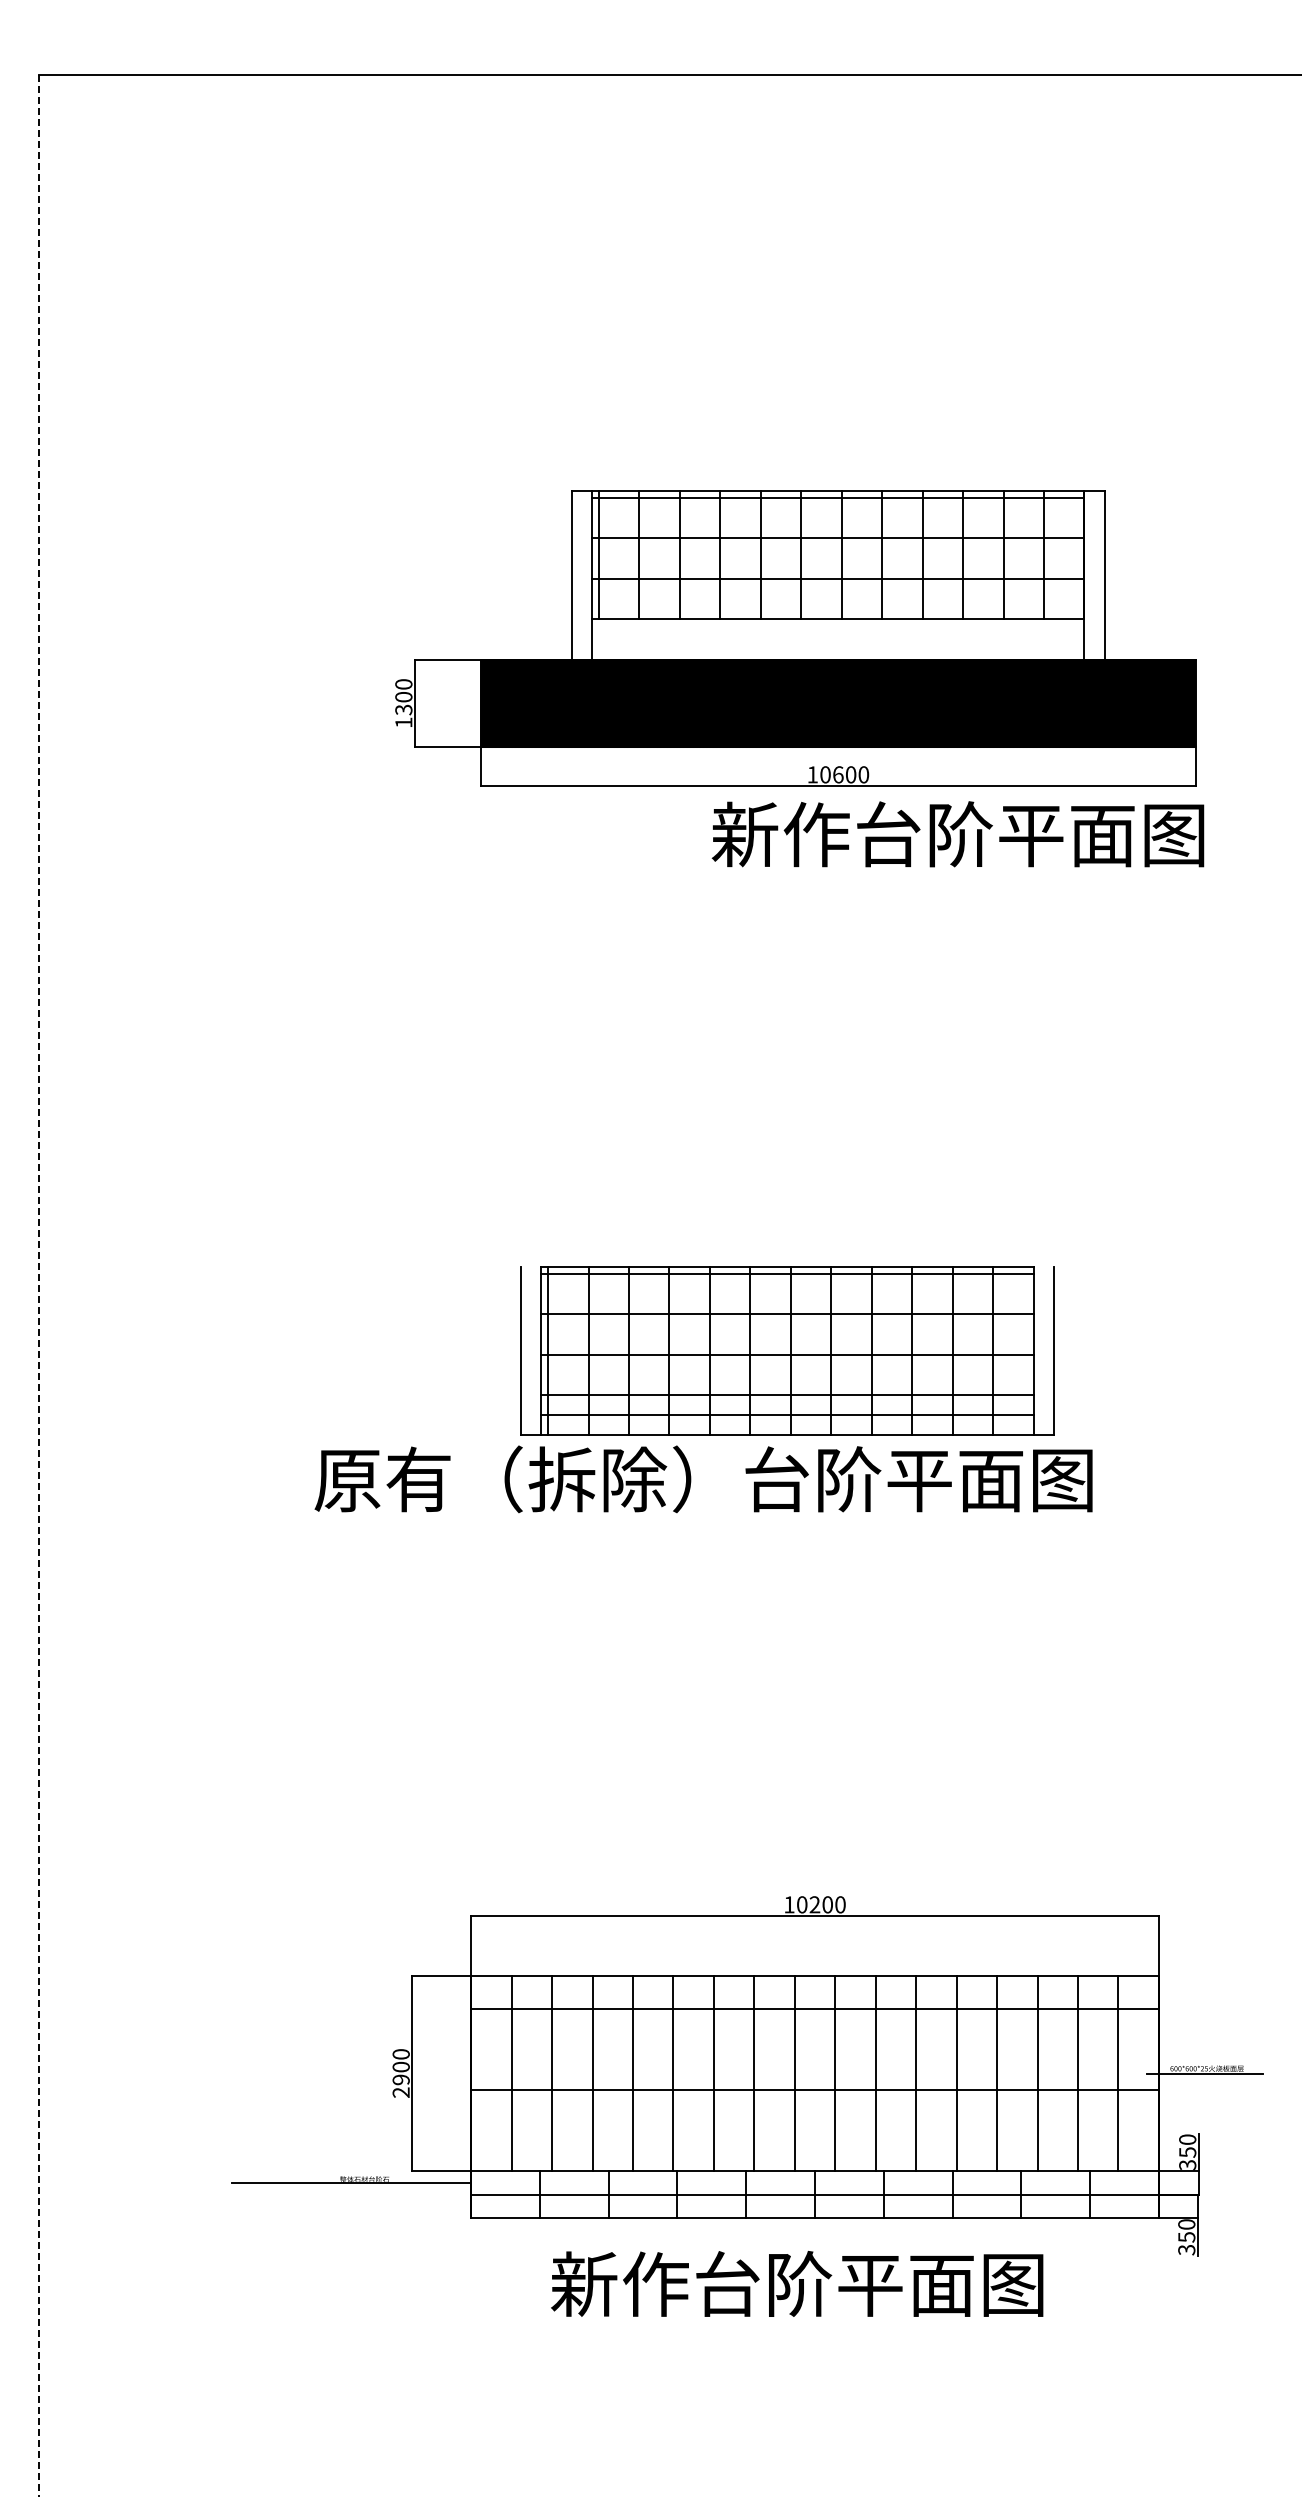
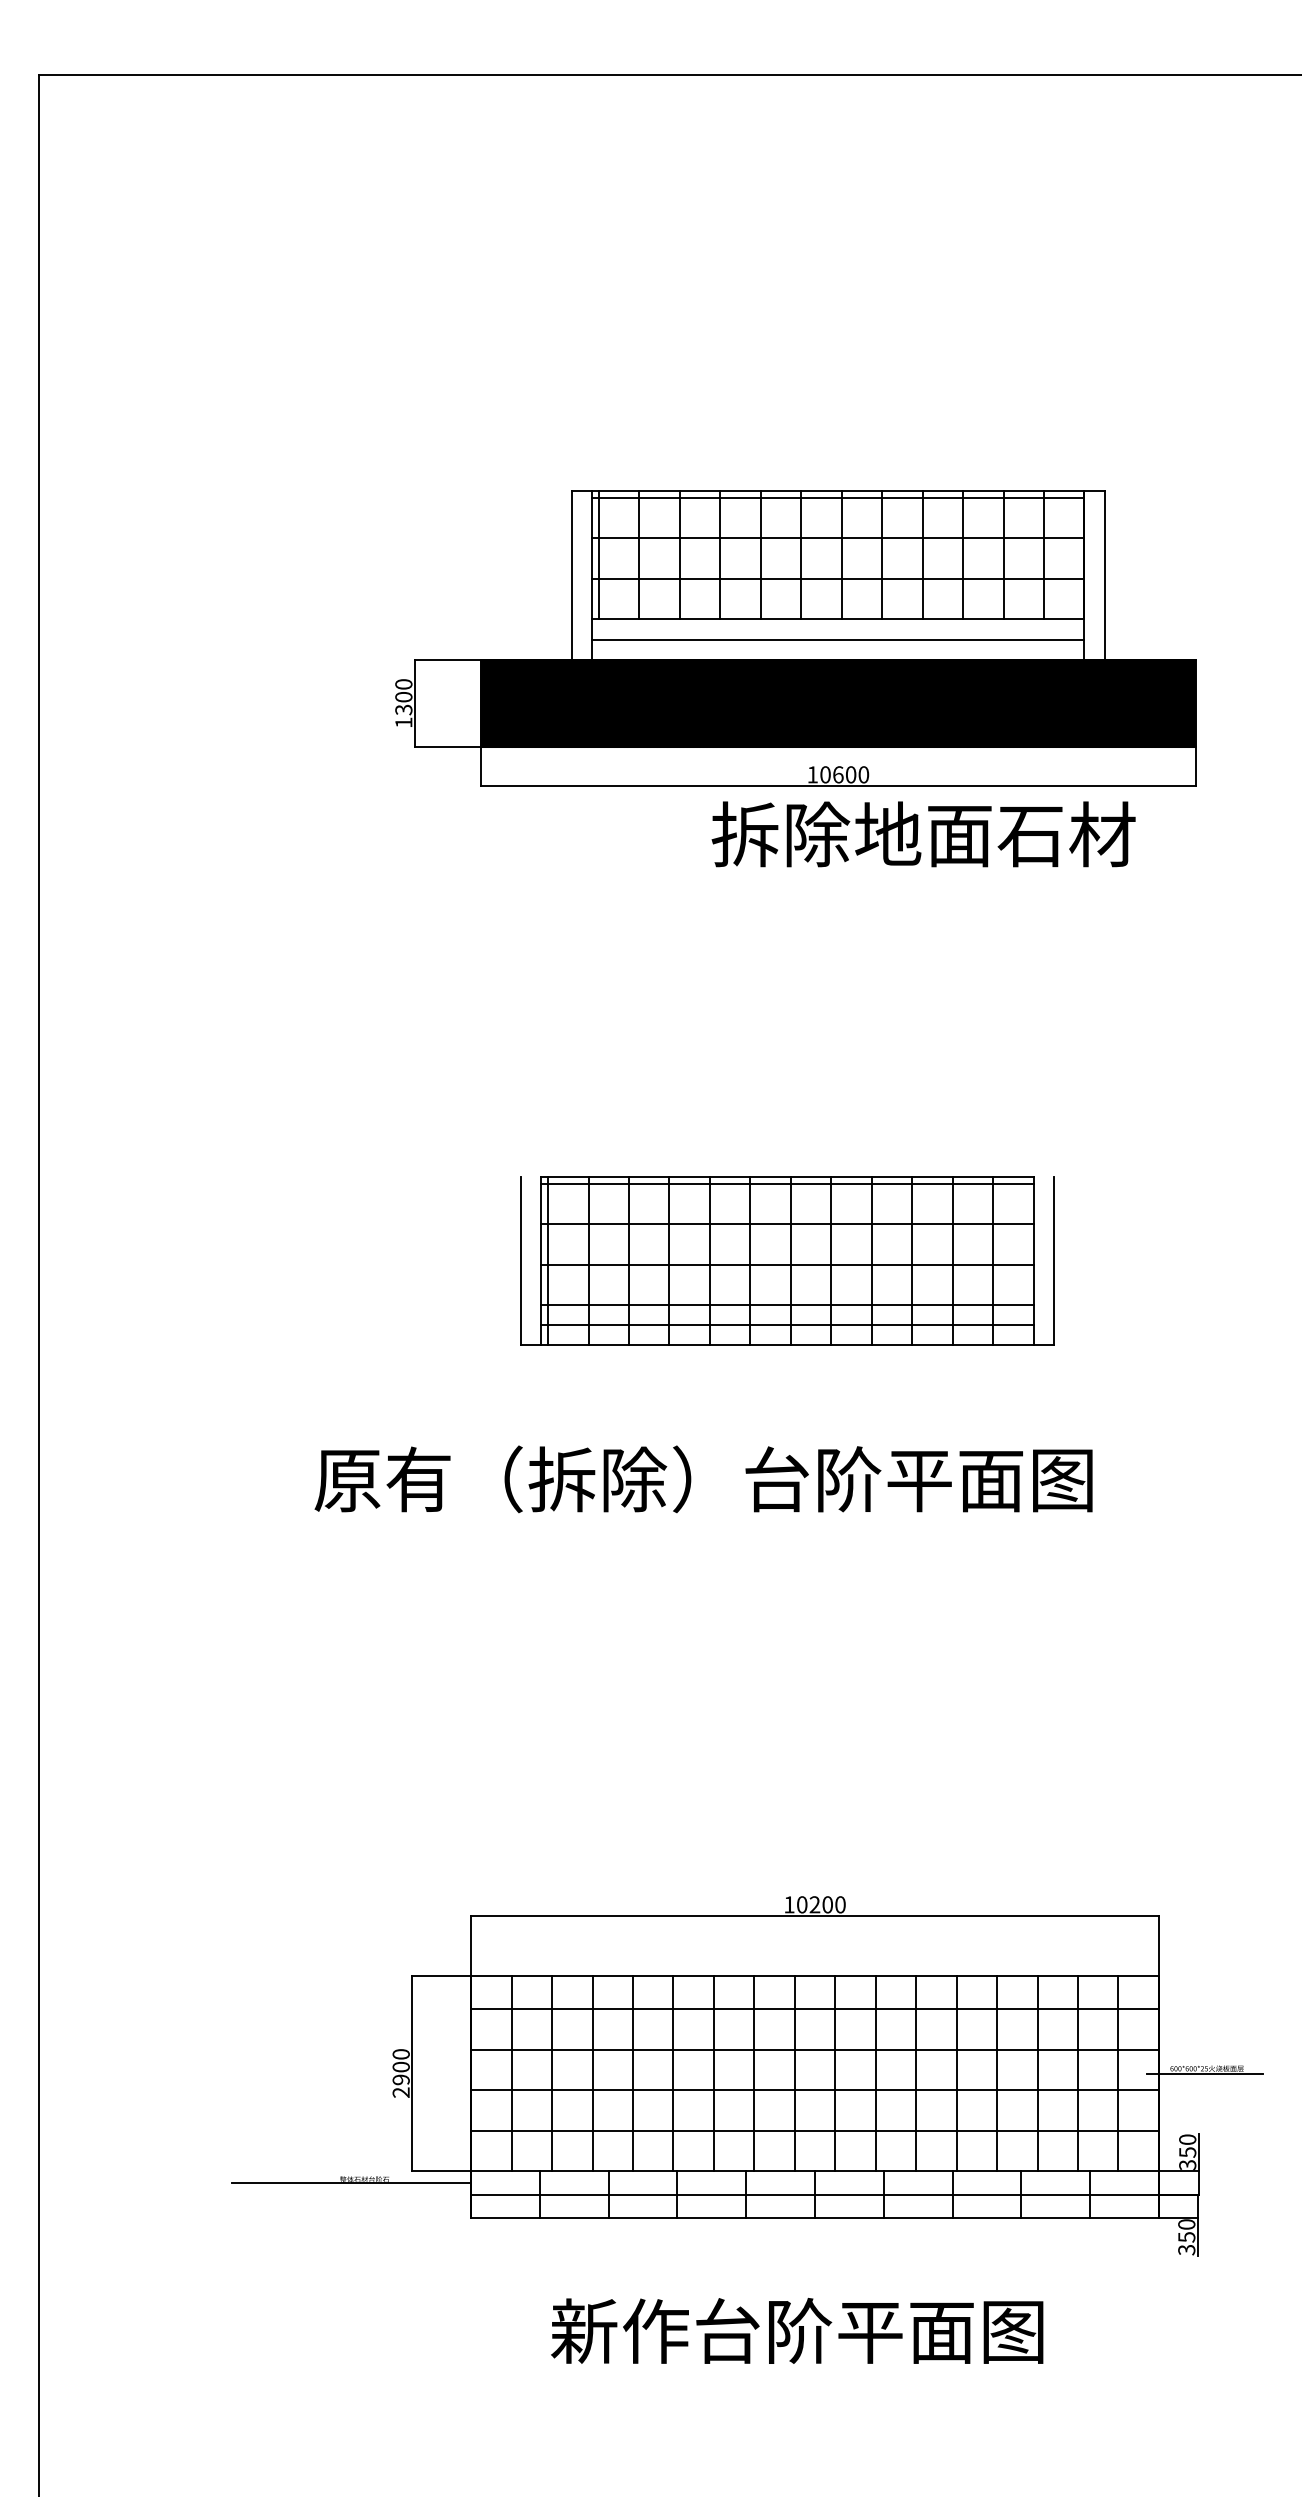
line: none -> present (838, 639)
text: 新作台阶平面图 -> 拆除地面石材 (957, 834)
line: dashed -> solid (39, 1285)
part position: (787, 1350) -> (787, 1260) (787, 1260)
line: none -> present (814, 2049)
line: none -> present (814, 2130)
text position: (797, 2283) -> (797, 2330) (797, 2330)
